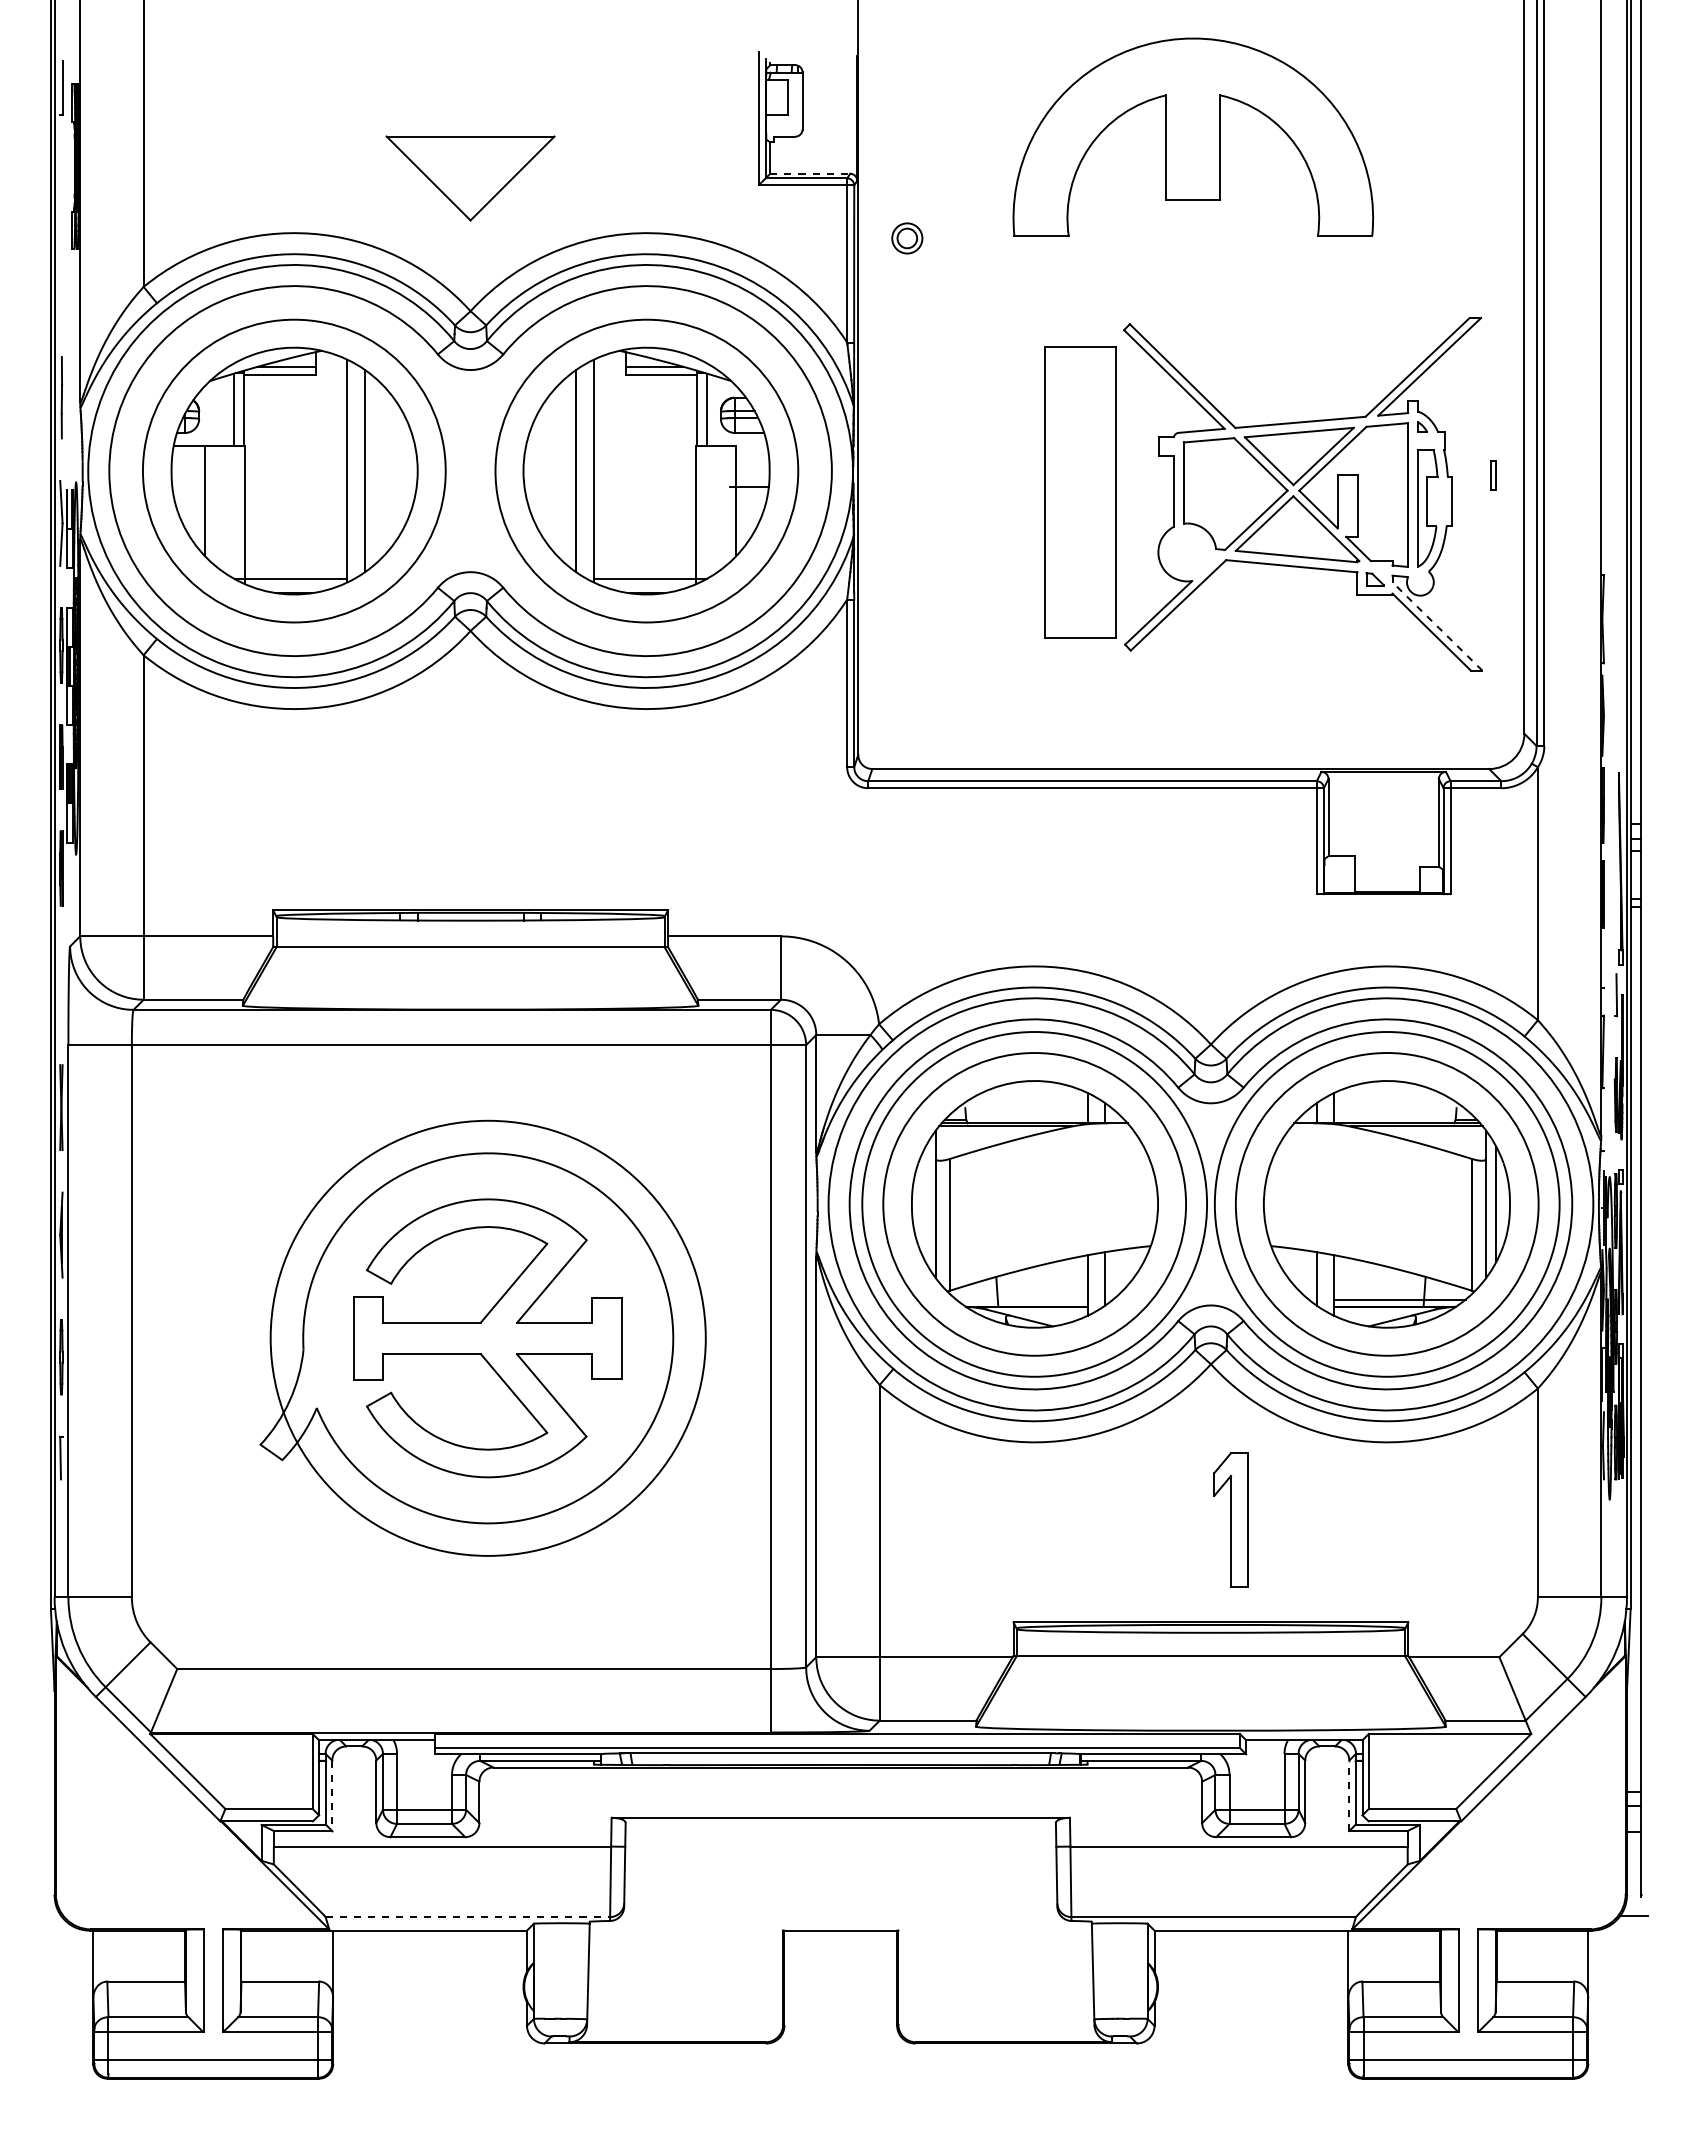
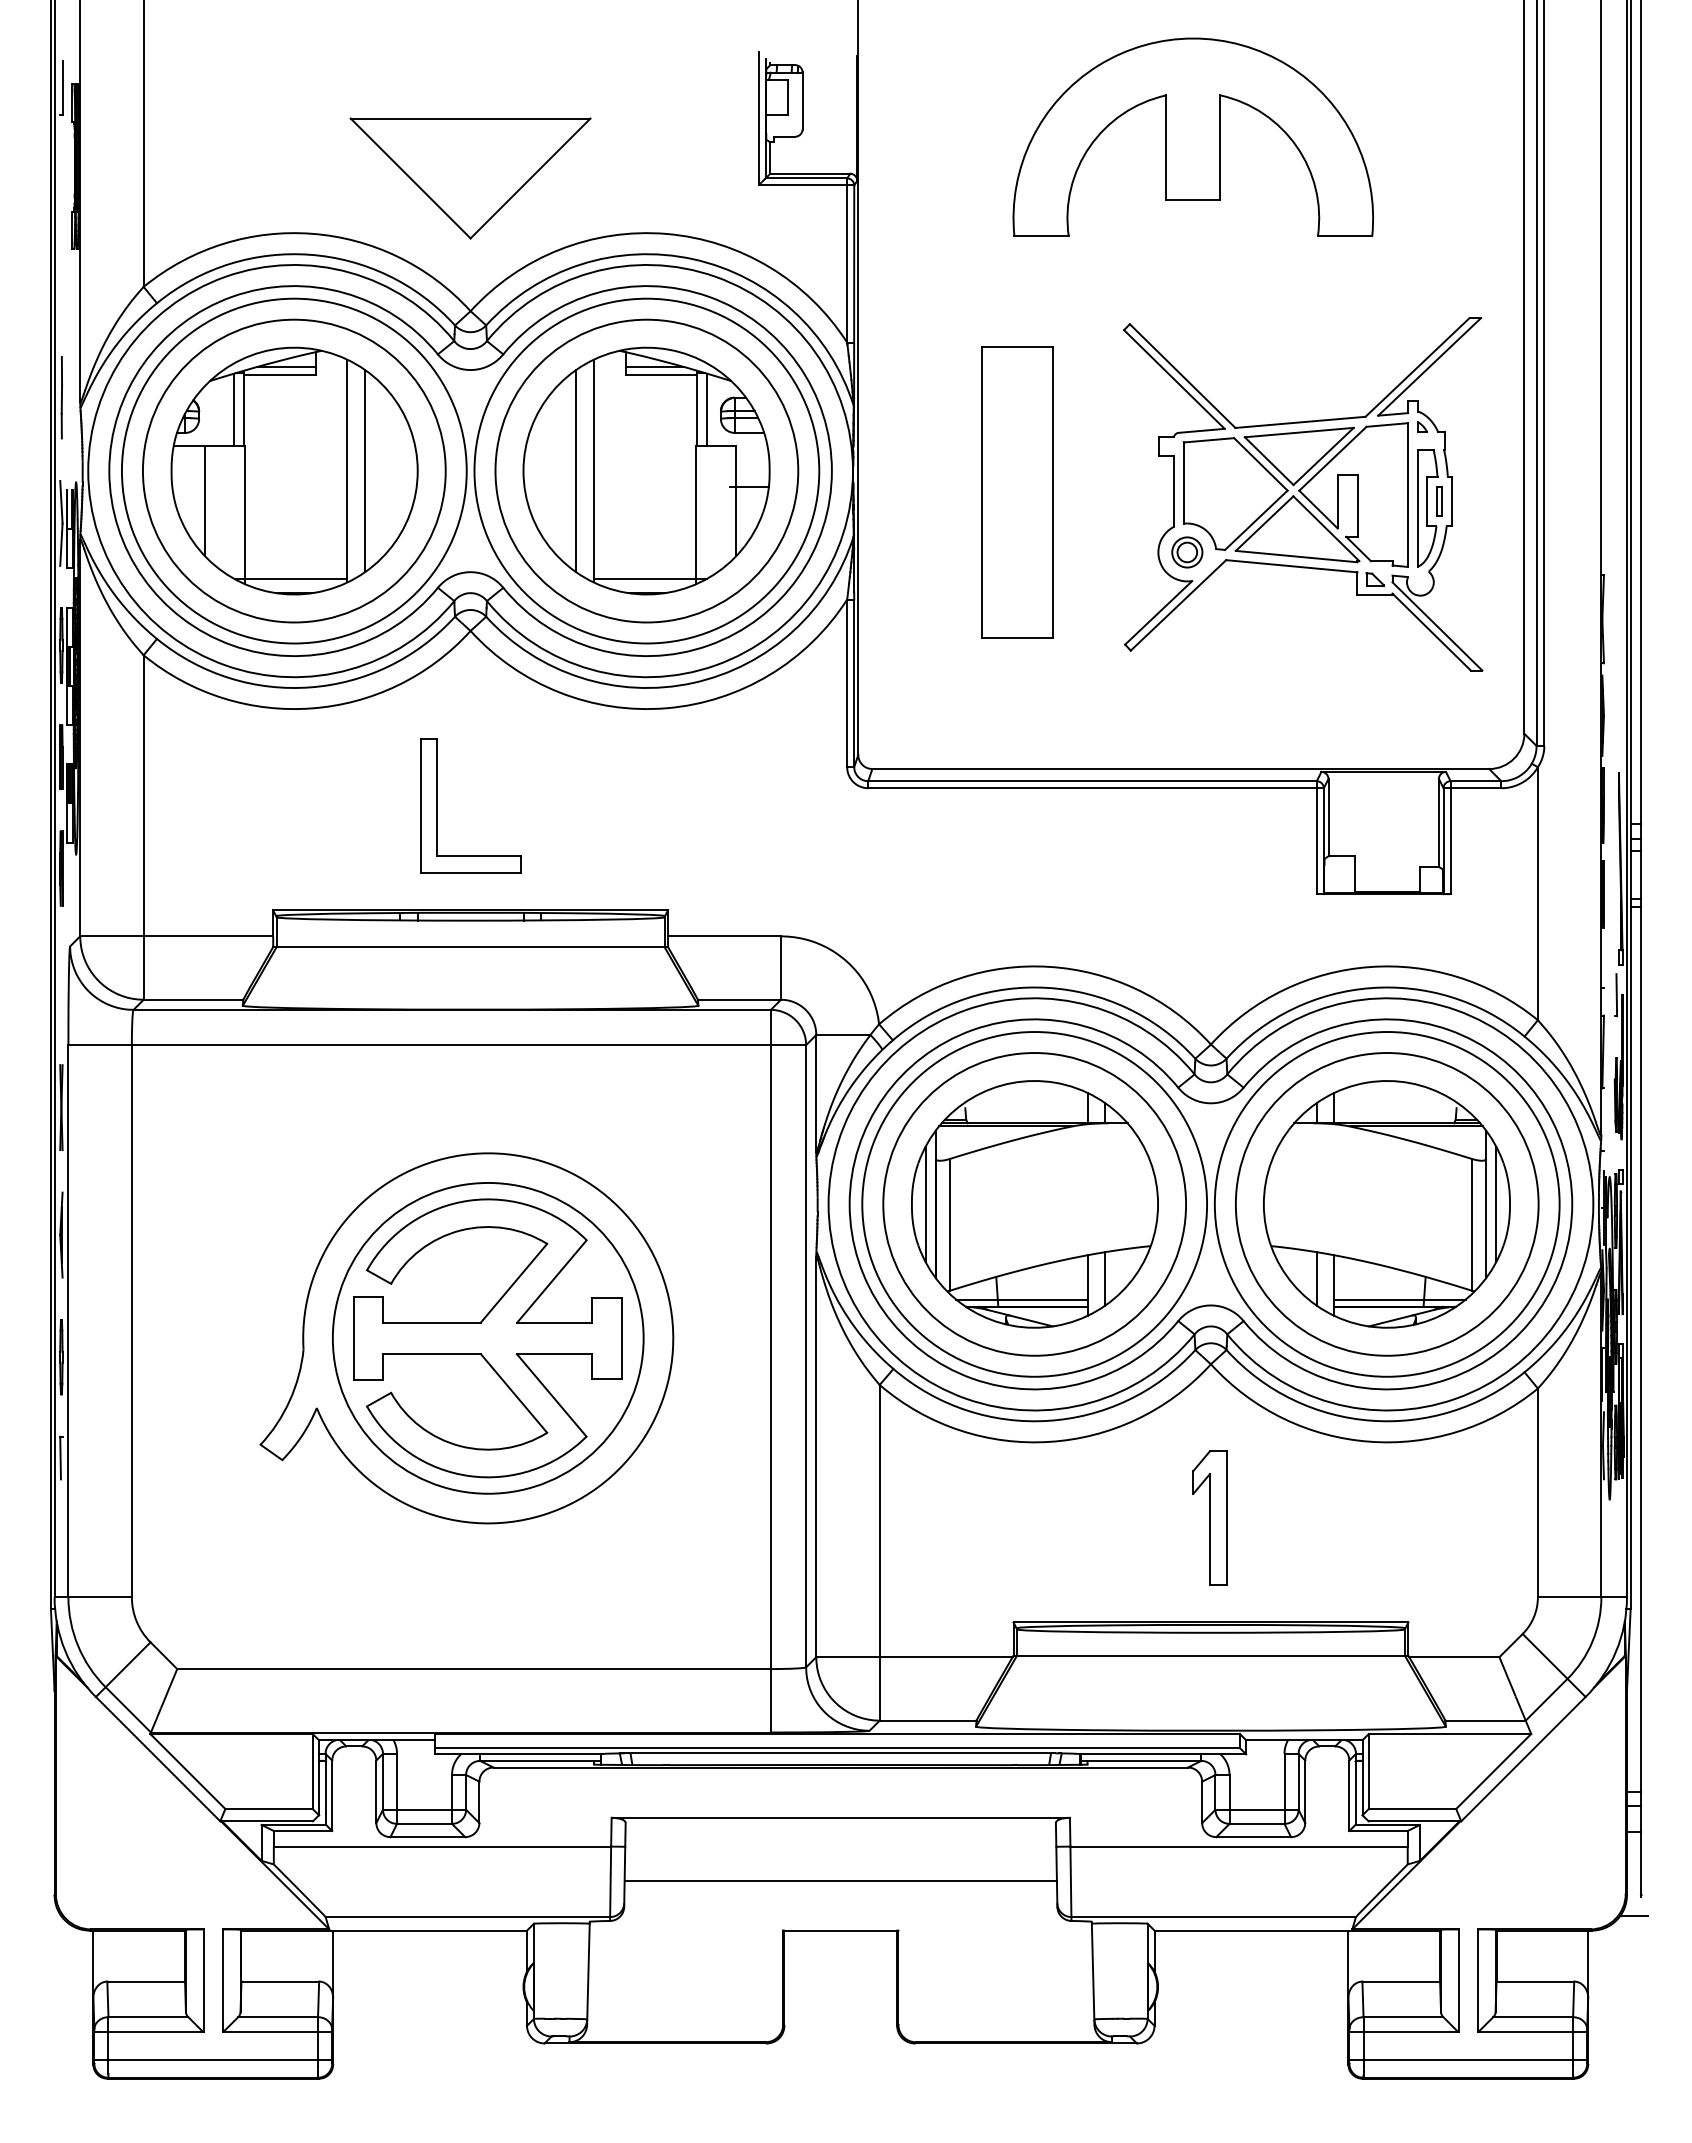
line: dashed -> solid (810, 173)
part size: 171x87 px -> 243x123 px (470, 178)
part position: (907, 238) -> (1187, 552) (1187, 552)
part: none -> present (470, 470)
part position: (1493, 475) -> (1439, 501) (1439, 501)
part position: (1080, 492) -> (1017, 492) (1017, 492)
line: dashed -> solid (1437, 626)
part: none -> present (437, 805)
line: none -> present (925, 1203)
line: none -> present (1021, 1299)
circle diameter: 435 px -> 311 px (487, 1337)
part position: (1230, 1519) -> (1209, 1517) (1209, 1517)
line: dashed -> solid (1349, 1795)
line: dashed -> solid (332, 1796)
line: none -> present (840, 1881)
line: dashed -> solid (468, 1917)
